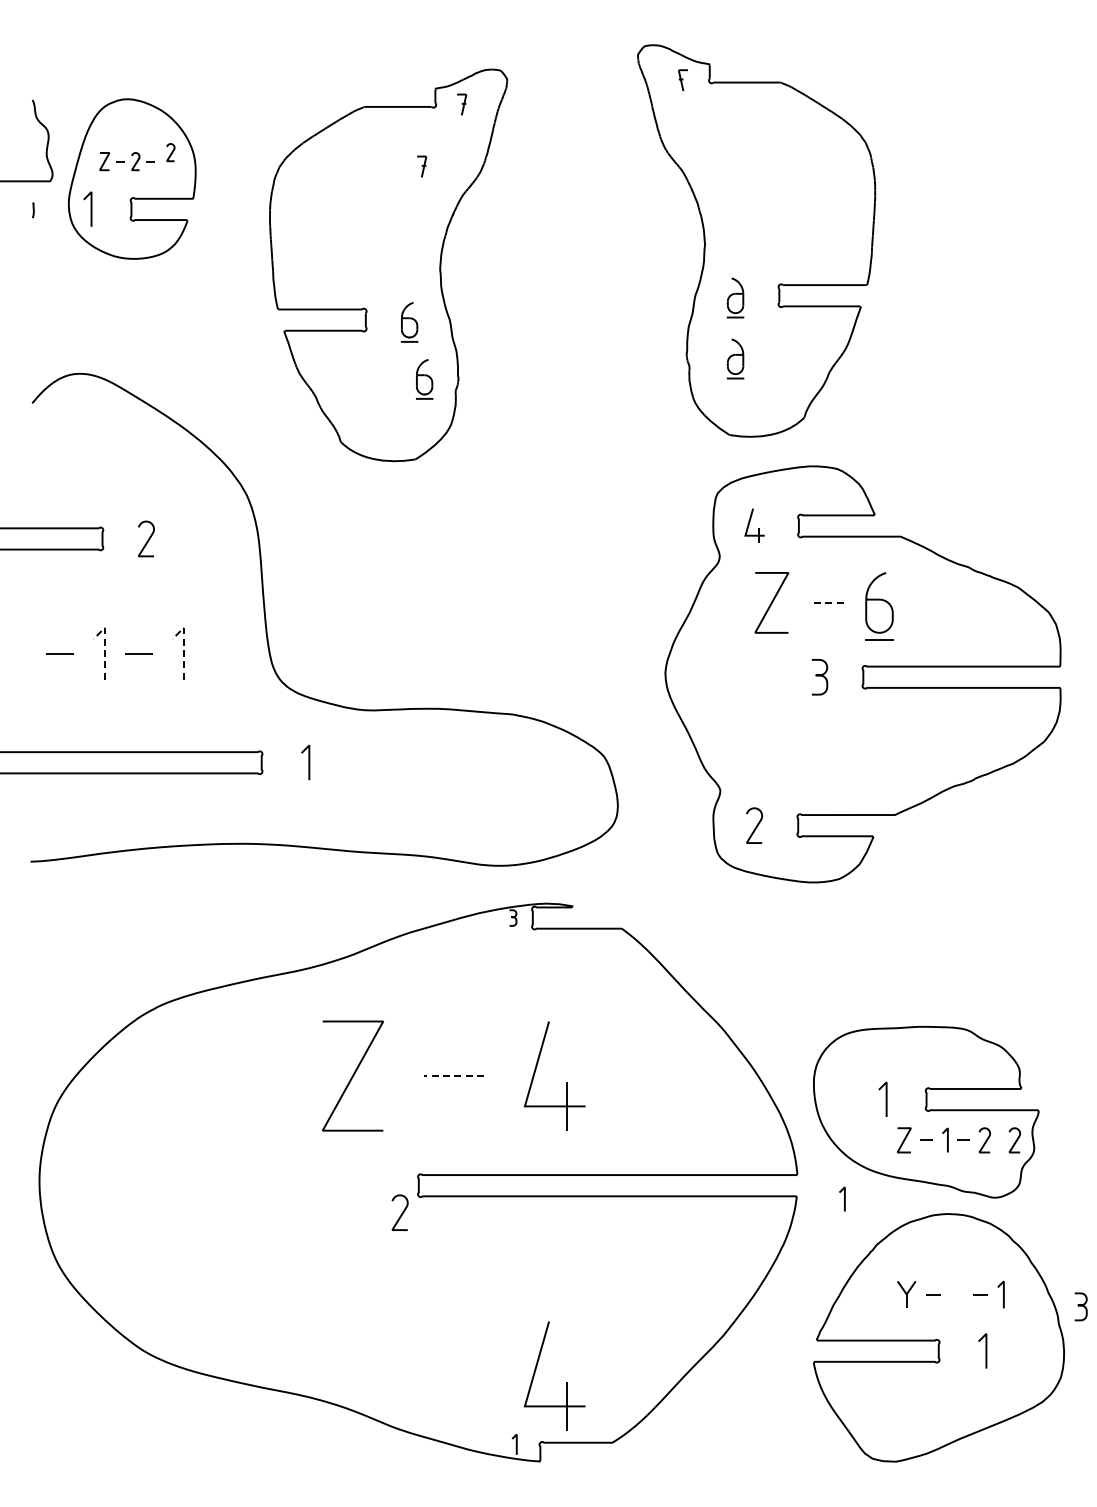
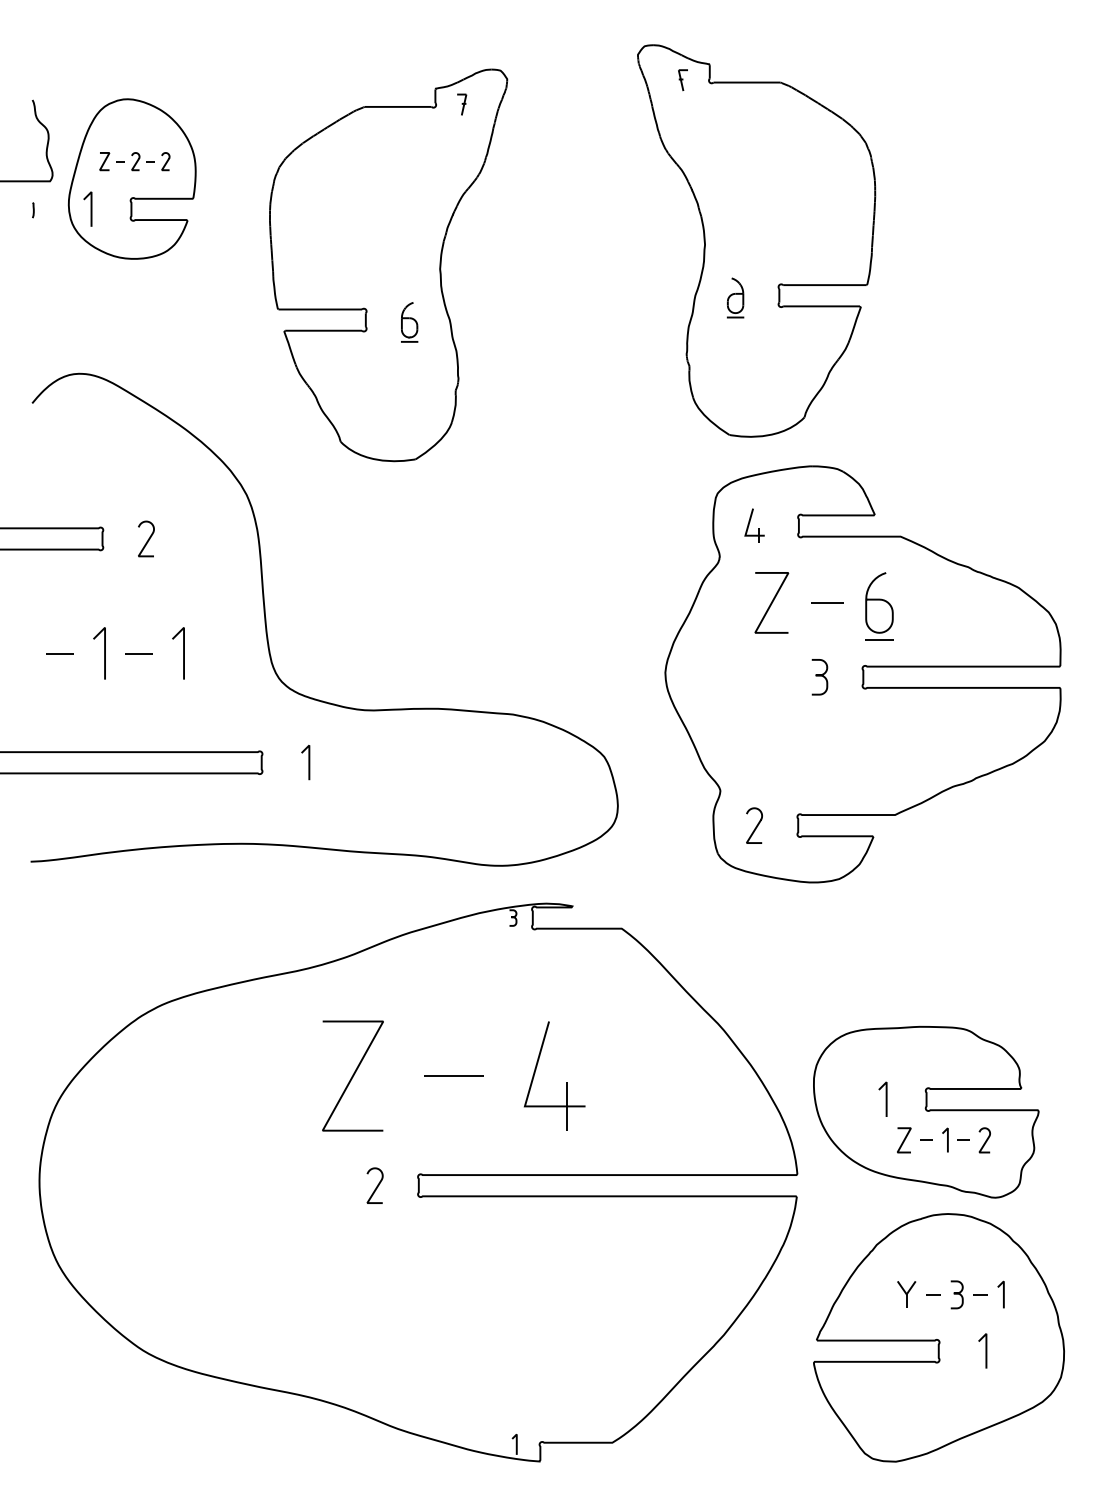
curve position: (171, 152) -> (166, 161) (166, 161)
part: present -> none (422, 166)
part: present -> none (735, 358)
part: present -> none (424, 379)
line: dashed -> solid (826, 602)
line: dashed -> solid (105, 644)
line: dashed -> solid (184, 644)
line: dashed -> solid (454, 1076)
curve: present -> none (1015, 1140)
line: present -> none (844, 1198)
curve position: (401, 1213) -> (376, 1186) (376, 1186)
curve position: (1080, 1306) -> (956, 1294) (956, 1294)
part: present -> none (566, 1382)
